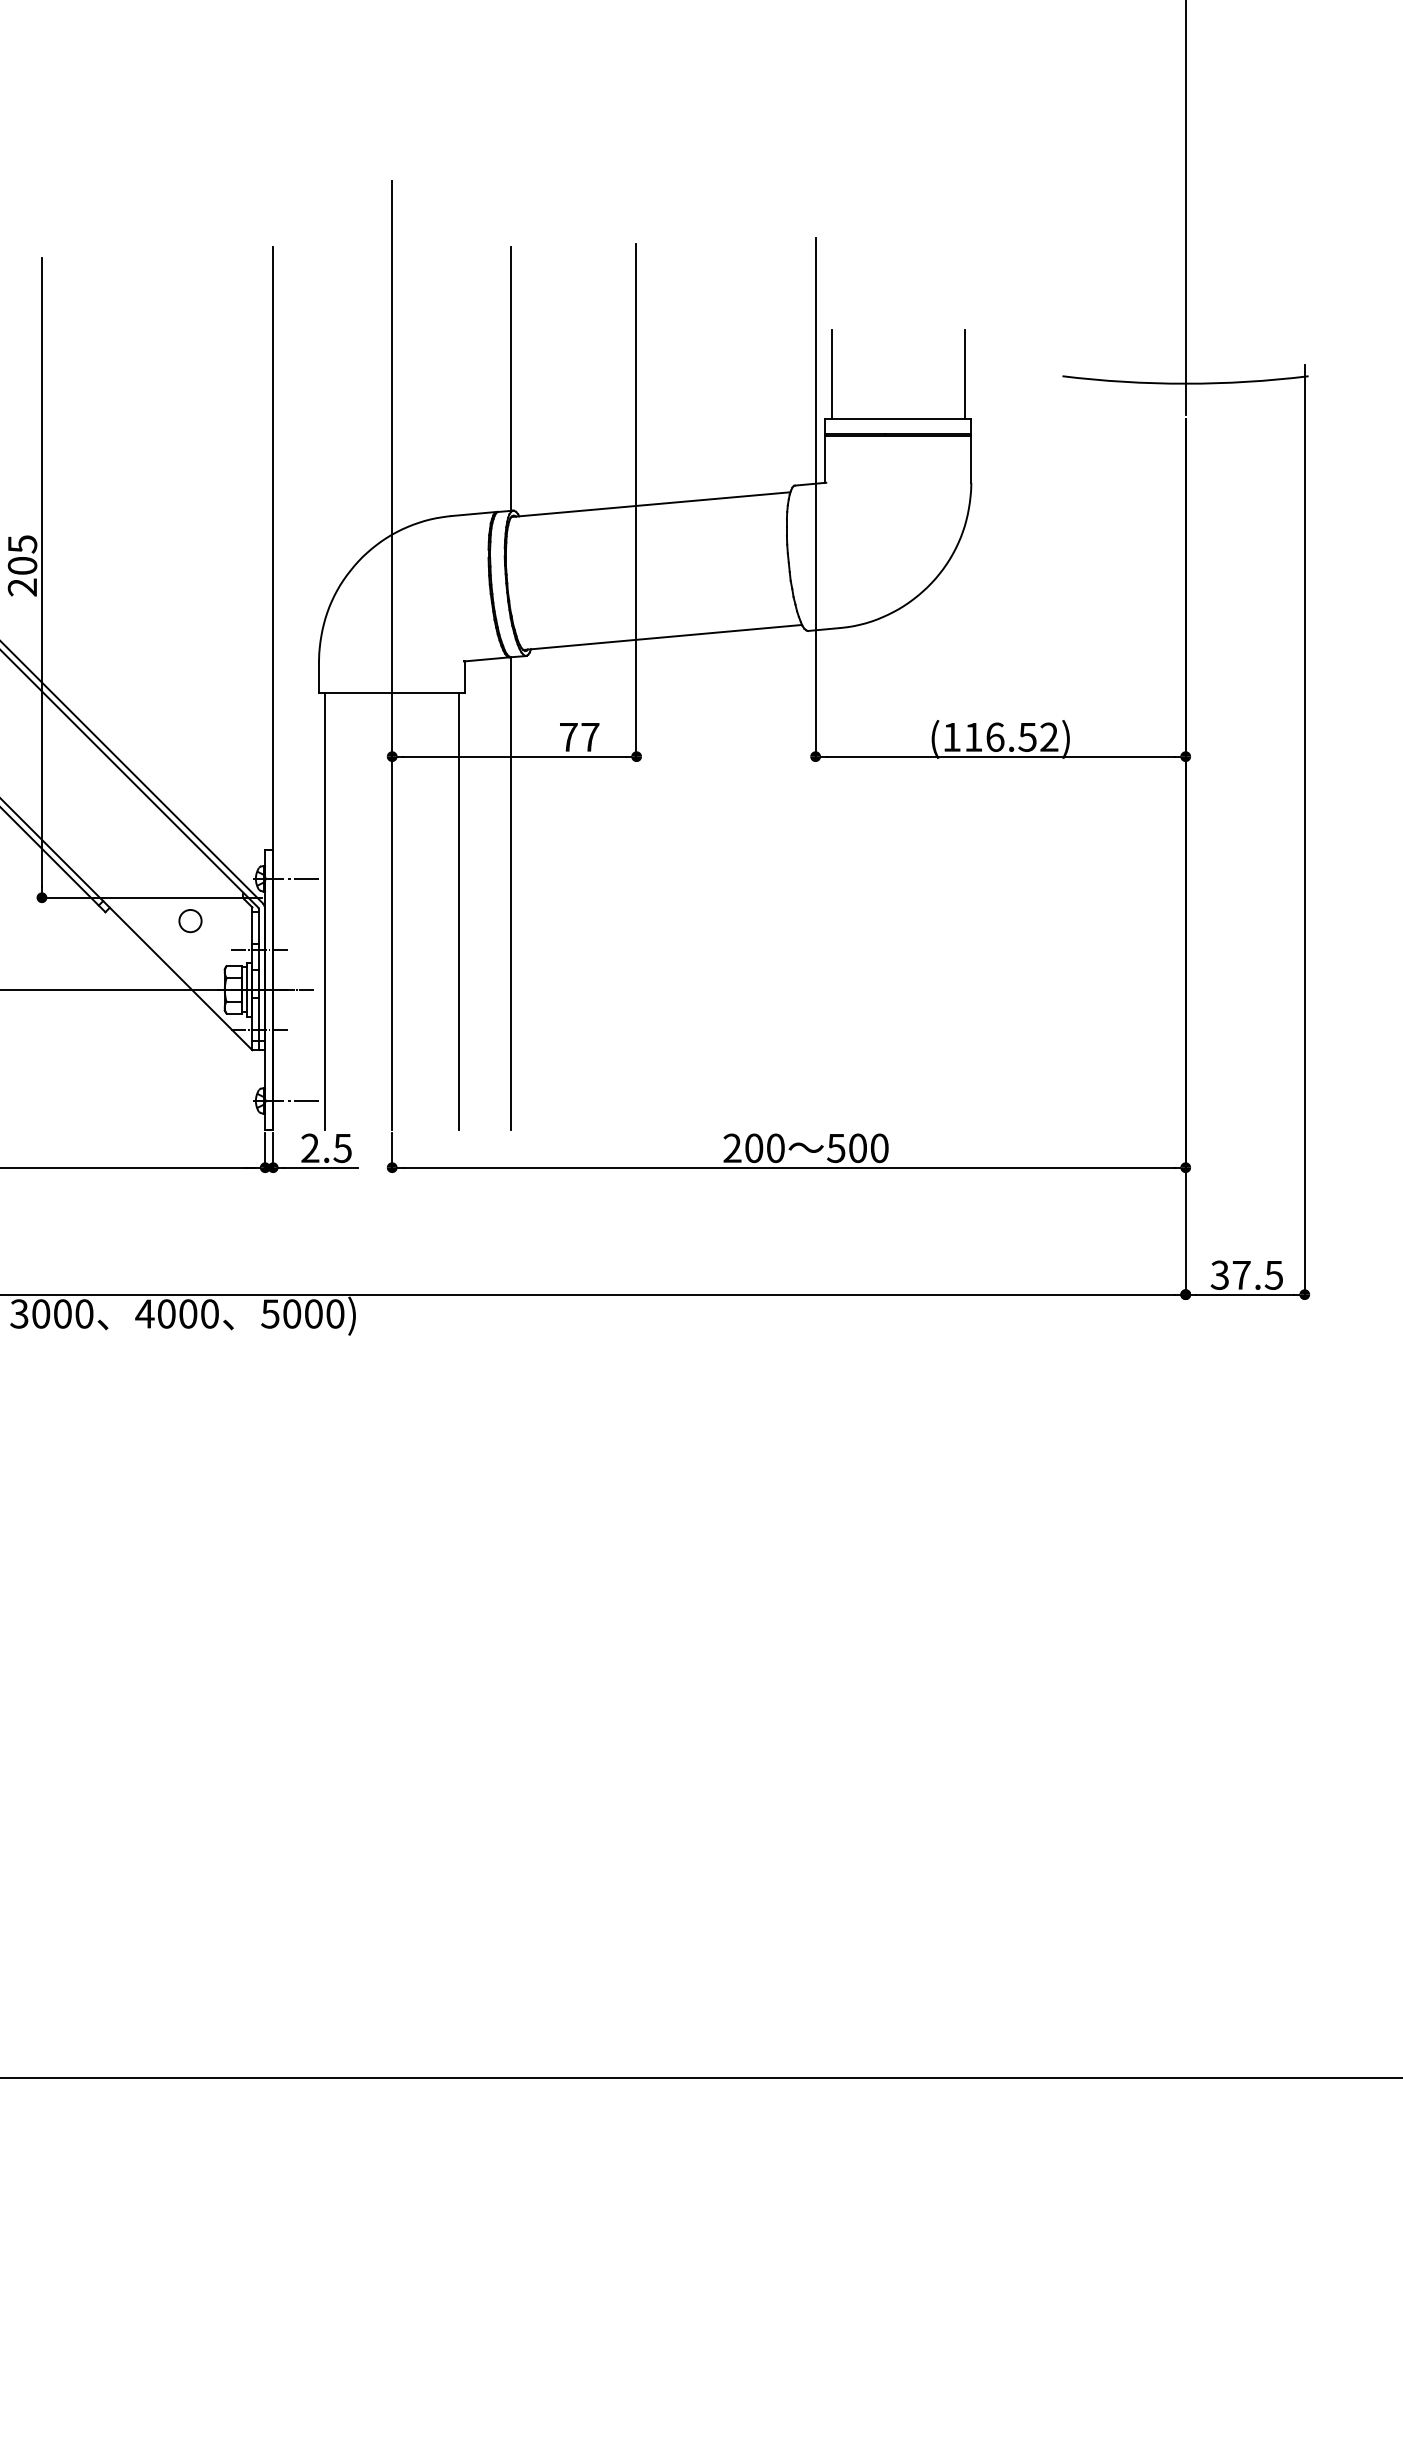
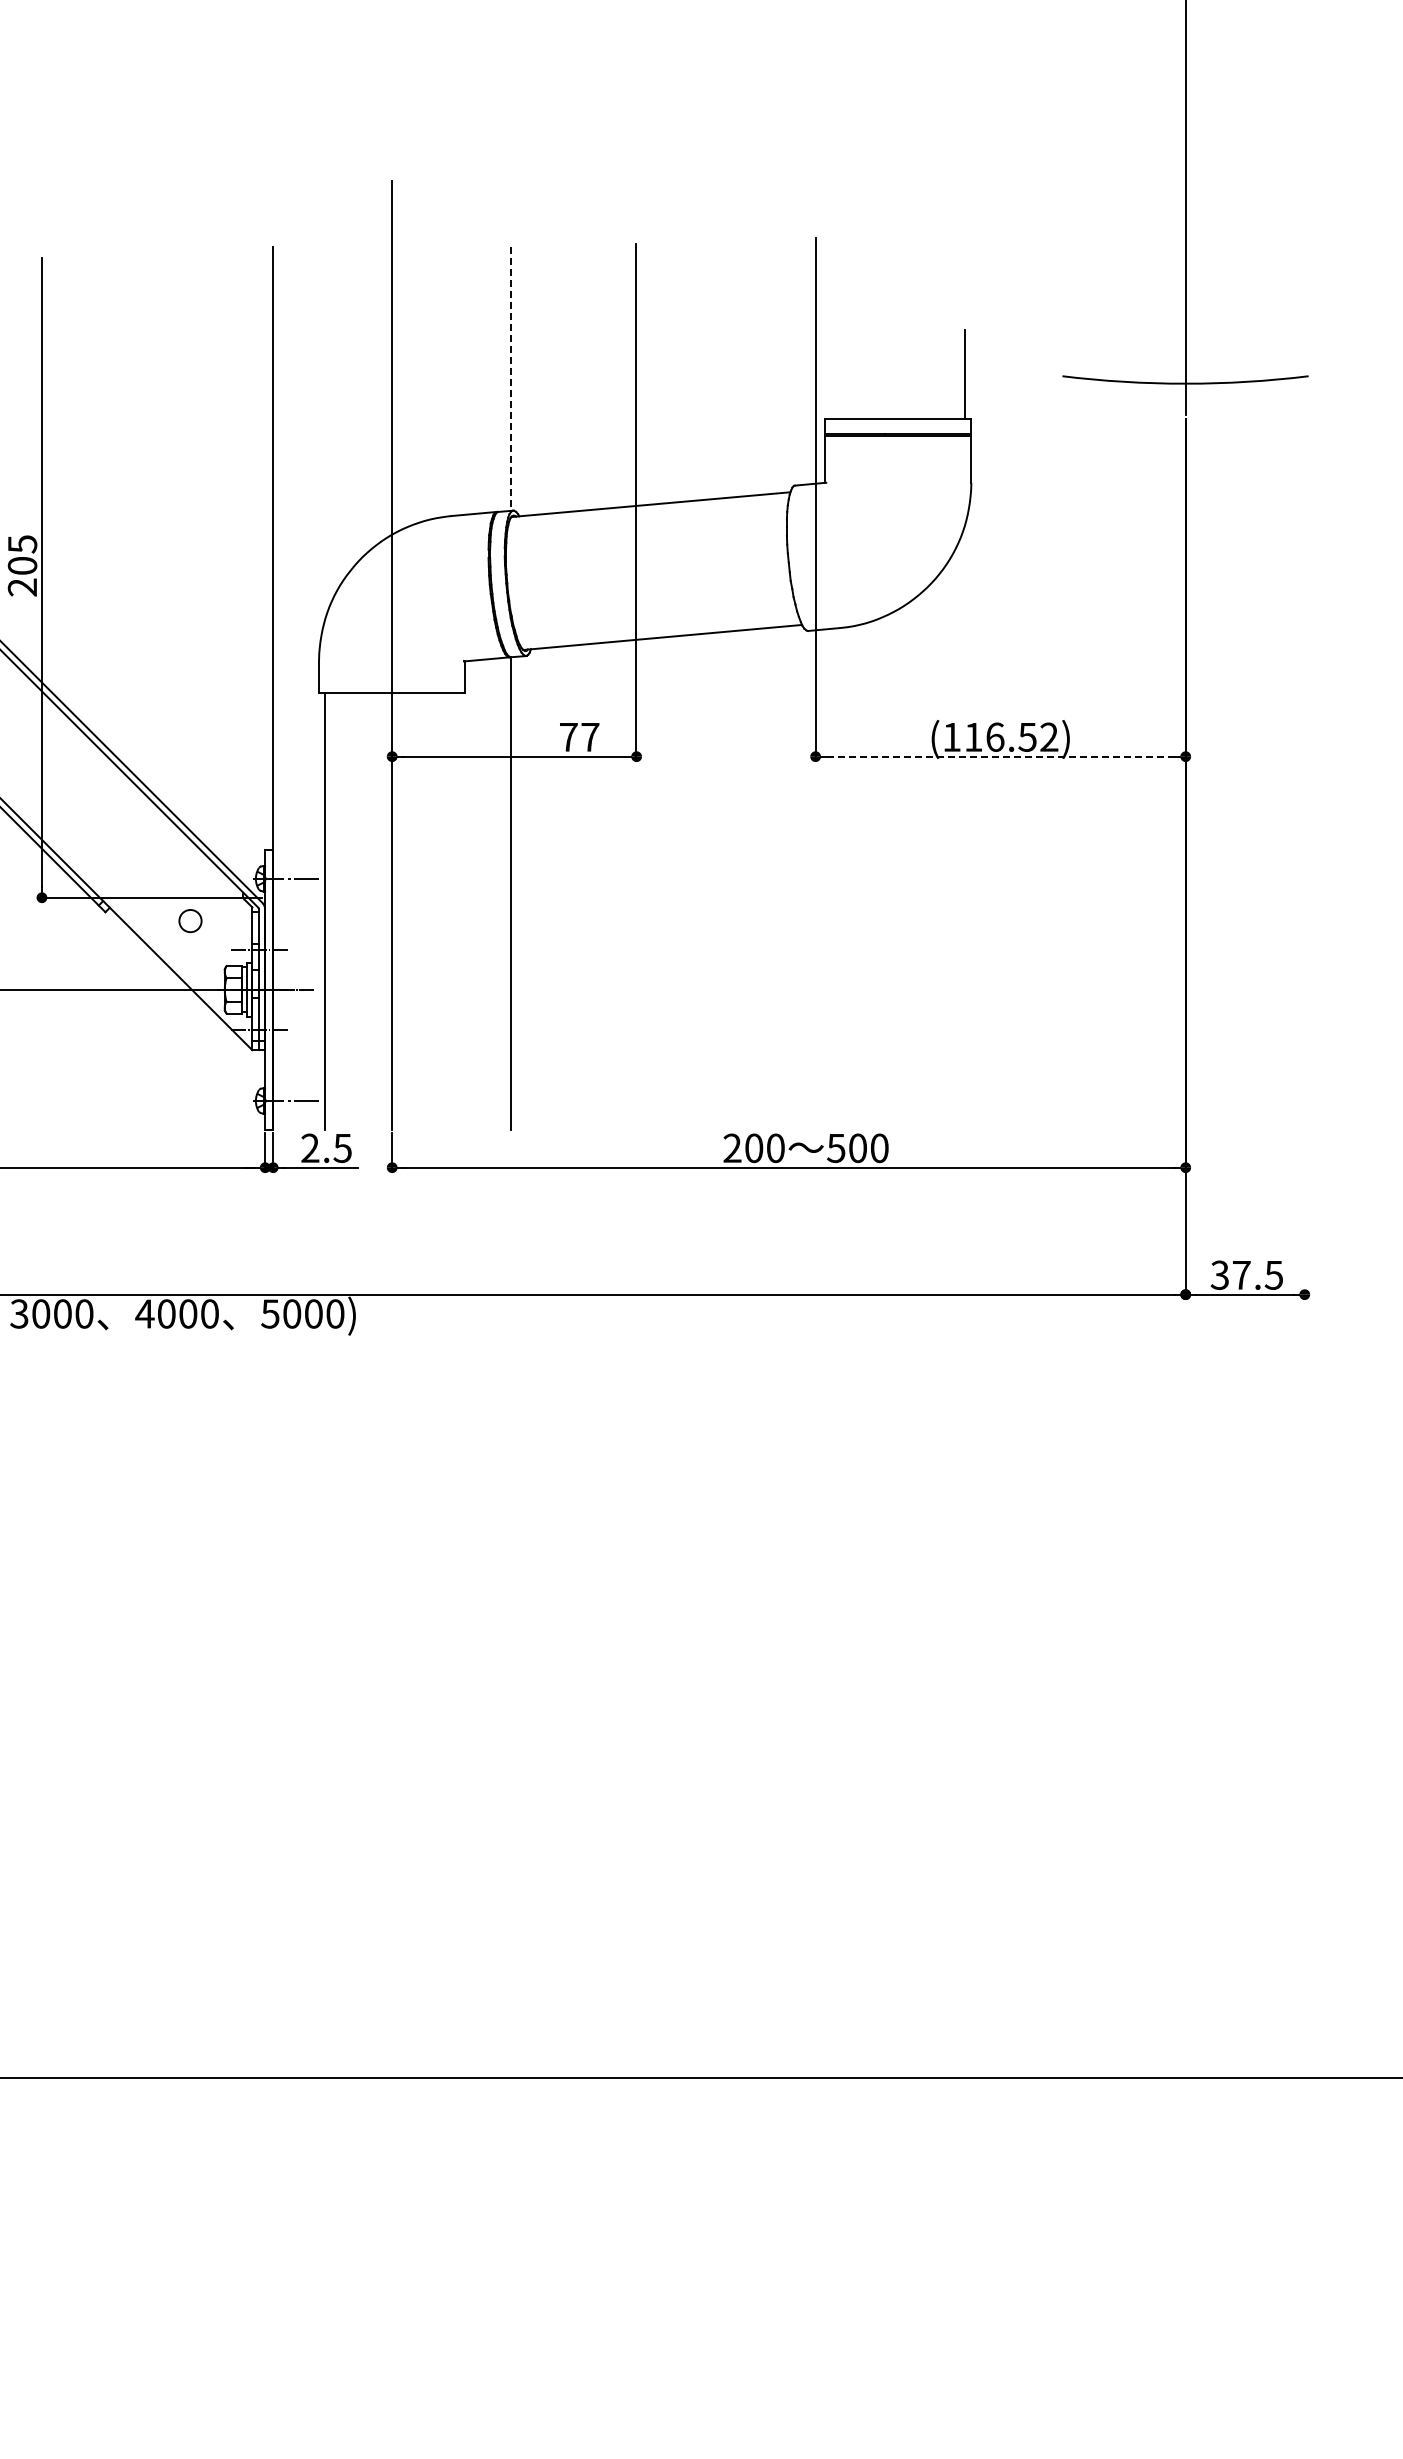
line: present -> none (831, 374)
line: solid -> dashed (511, 378)
line: solid -> dashed (1001, 756)
line: present -> none (1304, 830)
line: present -> none (458, 911)
